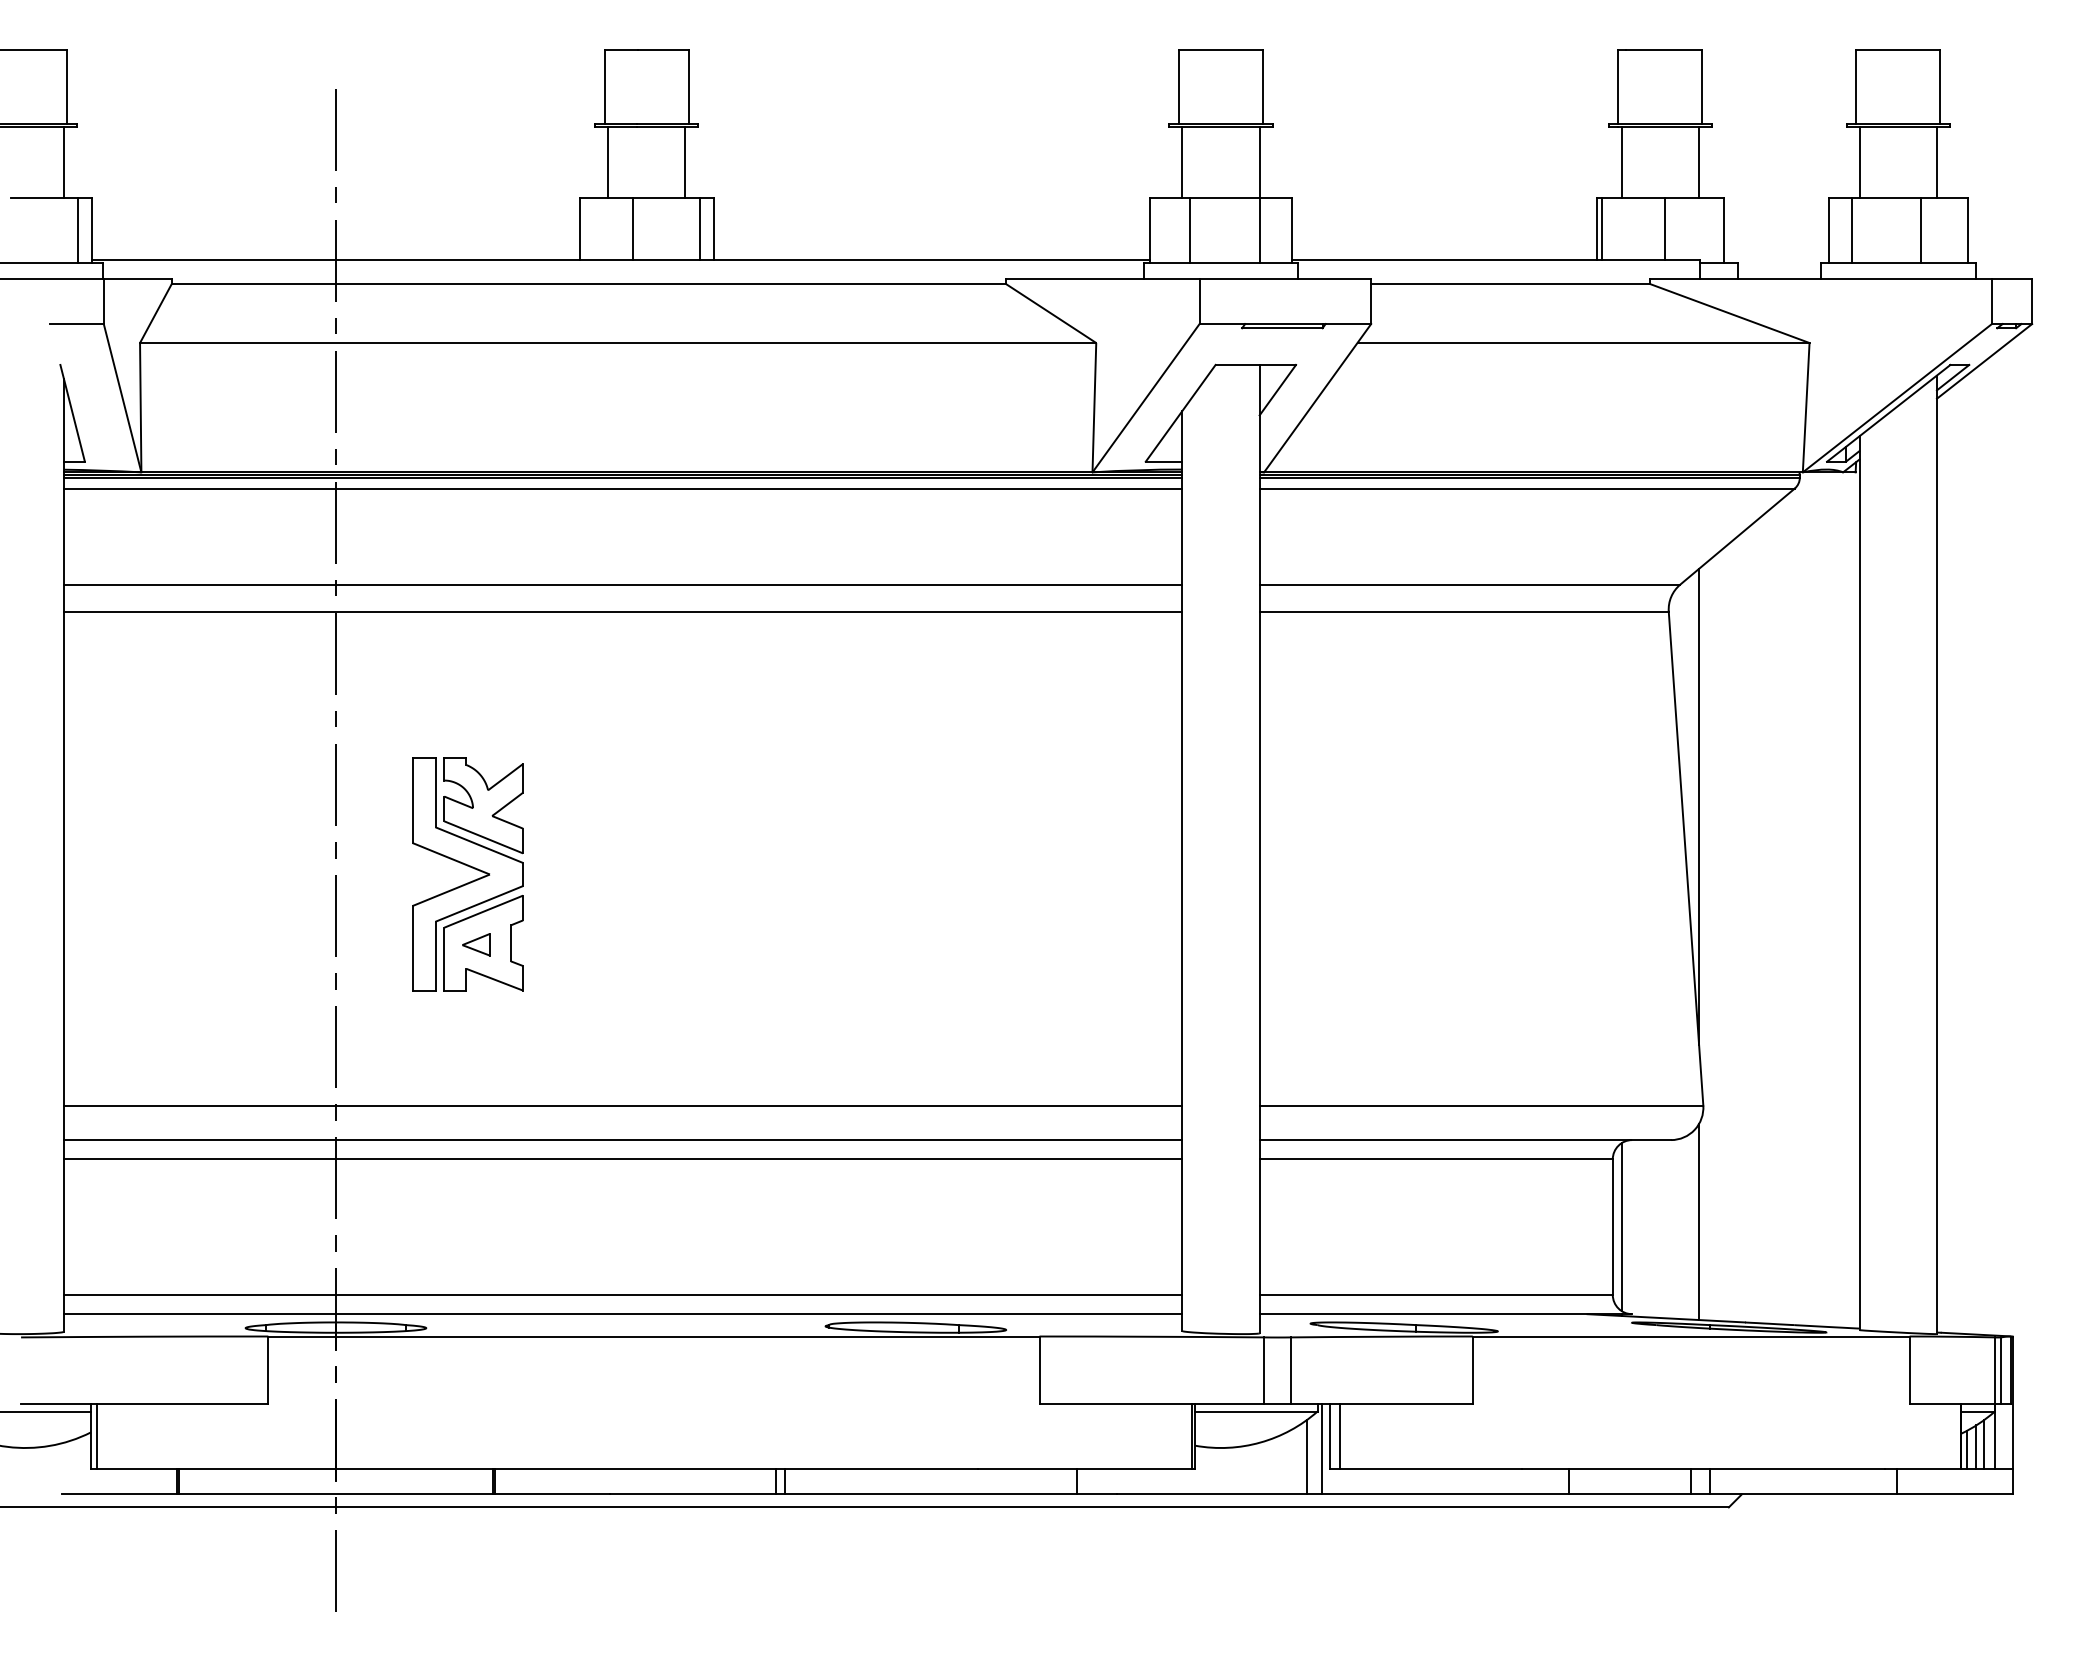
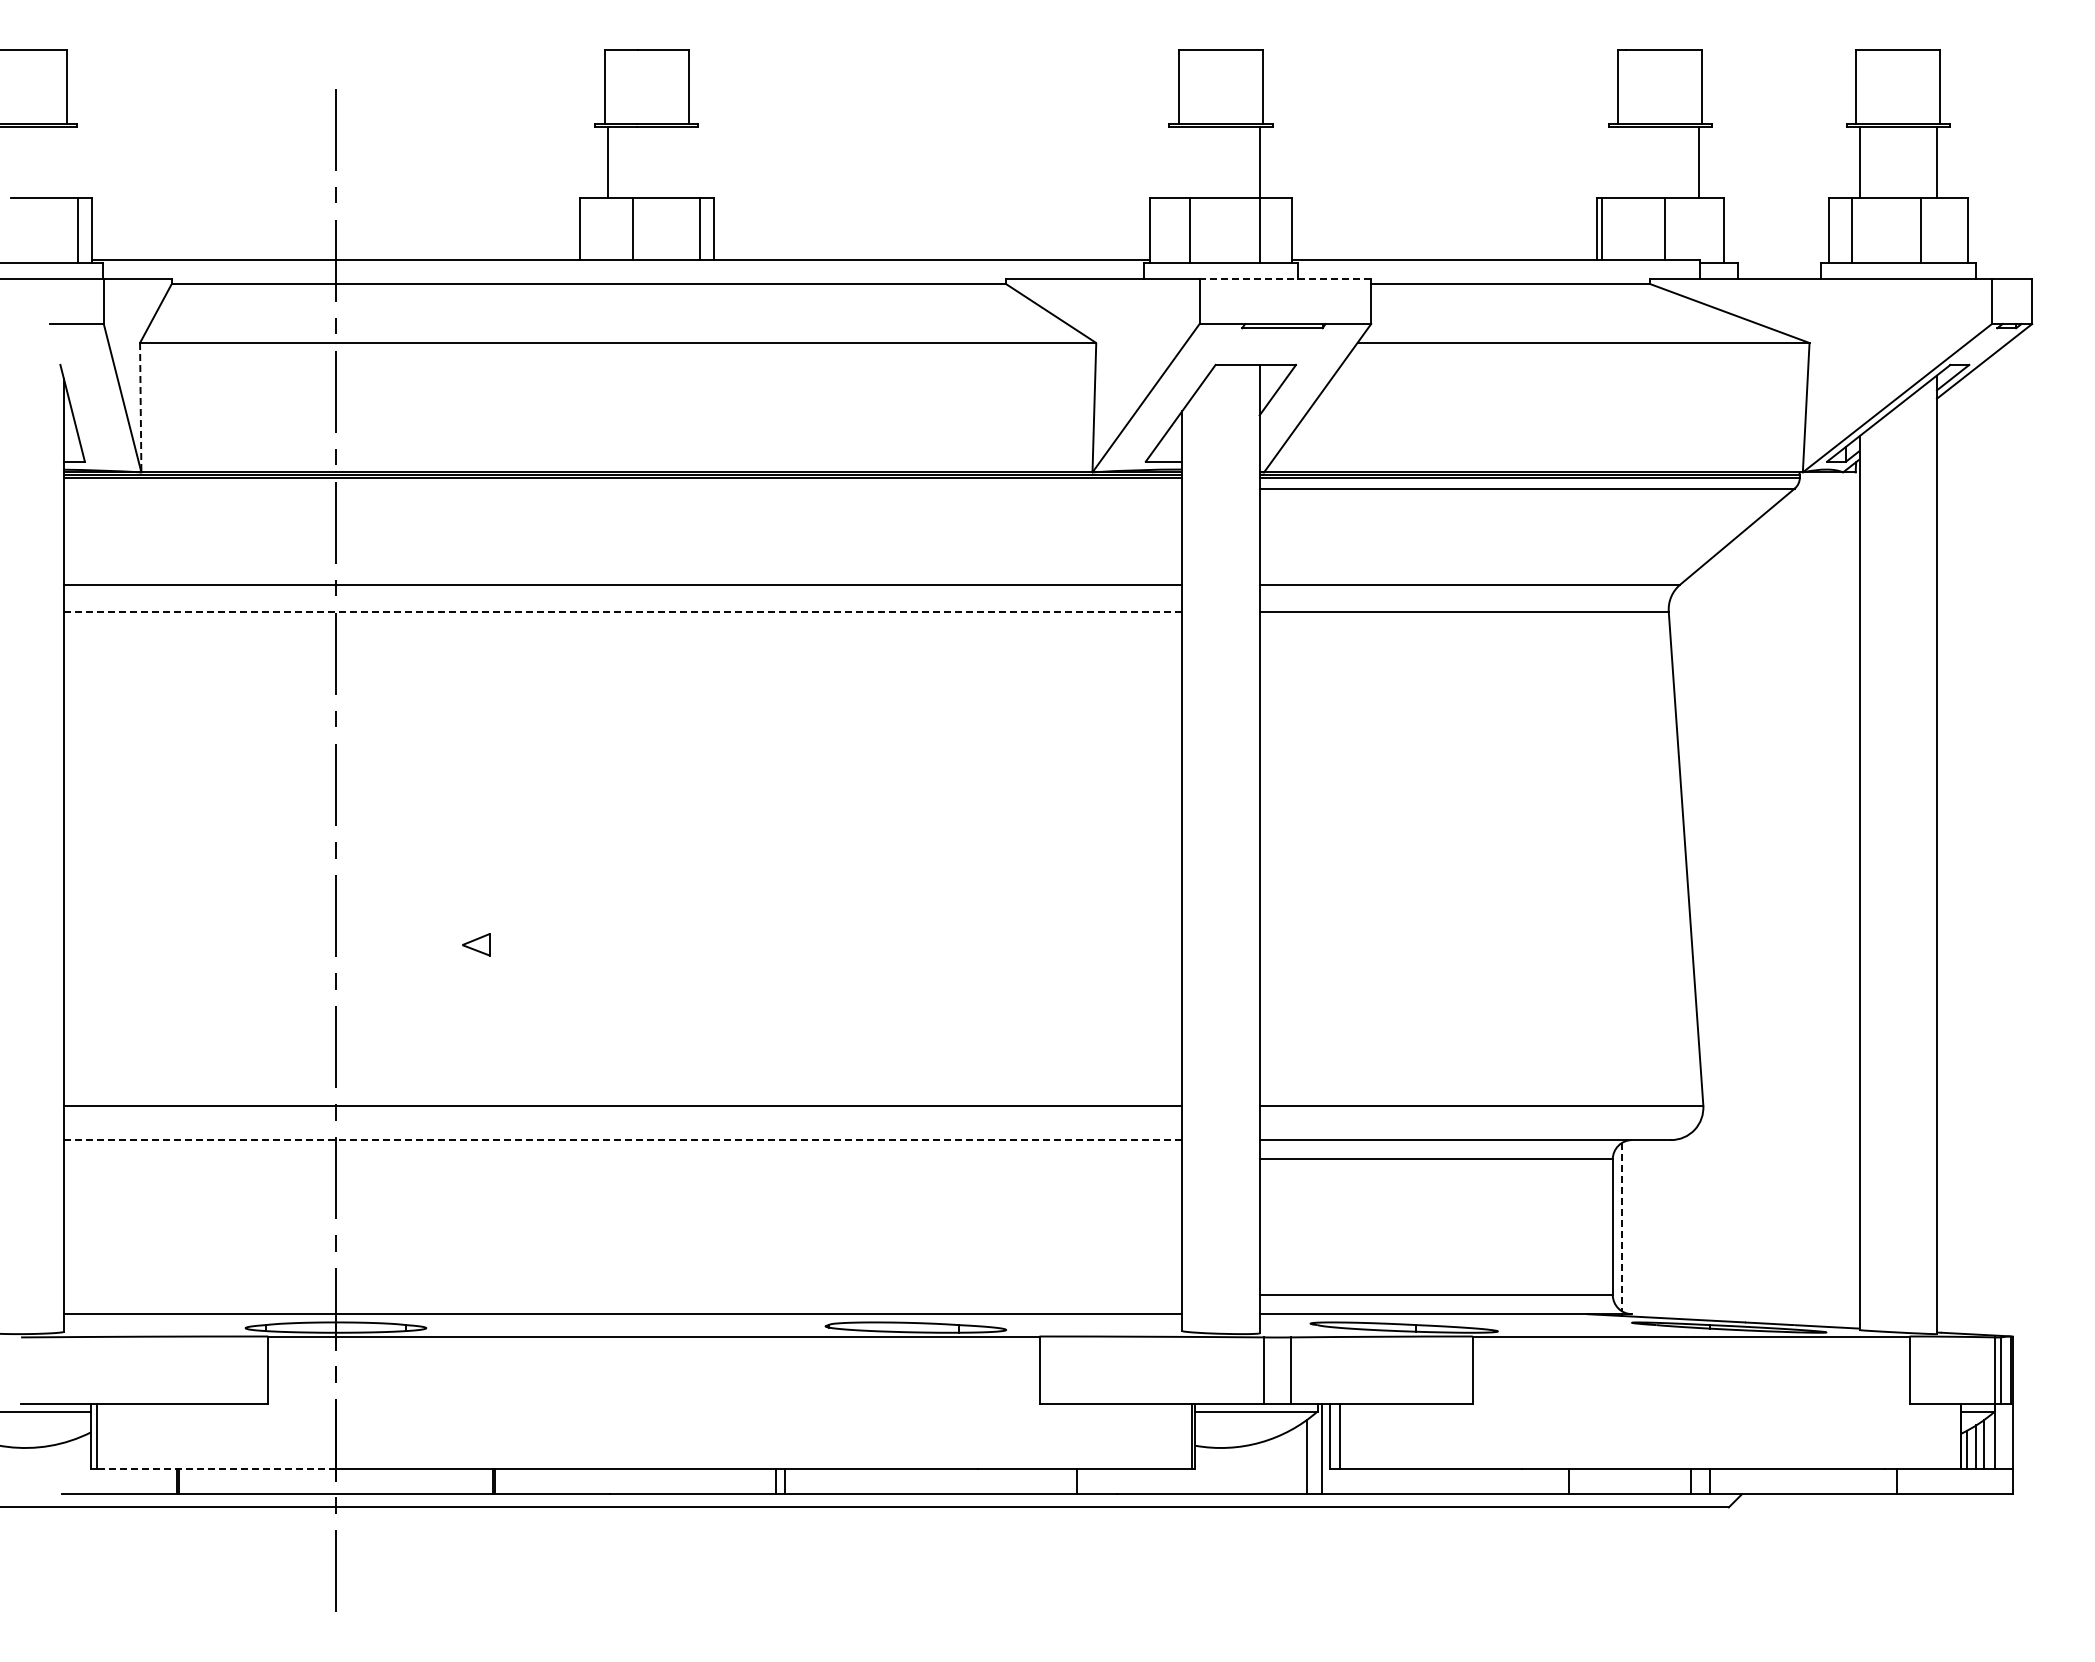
line: present -> none (63, 162)
line: present -> none (685, 162)
line: present -> none (1182, 162)
line: present -> none (1621, 162)
line: solid -> dashed (1285, 278)
line: solid -> dashed (140, 408)
line: present -> none (622, 488)
line: solid -> dashed (622, 611)
line: present -> none (1699, 806)
part: present -> none (469, 867)
line: solid -> dashed (622, 1140)
line: present -> none (622, 1159)
line: present -> none (1699, 1221)
line: solid -> dashed (1621, 1227)
line: present -> none (622, 1294)
line: solid -> dashed (216, 1468)
